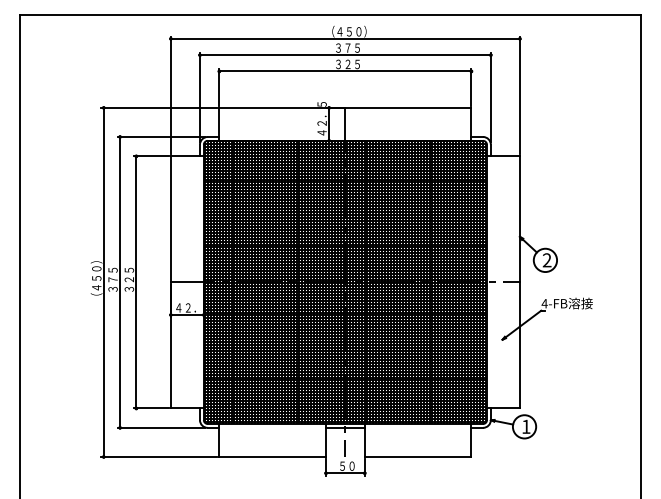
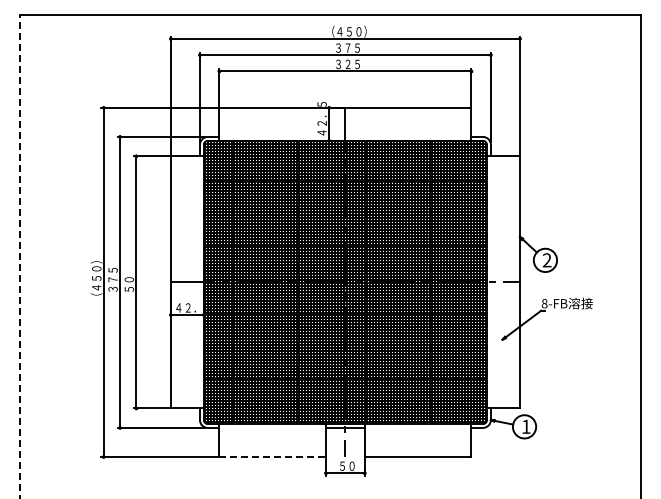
line: solid -> dashed (19, 256)
text: ３２５ -> ５０ (129, 279)
text: 4-FB -> 8-FB (544, 303)
line: solid -> dashed (273, 456)
